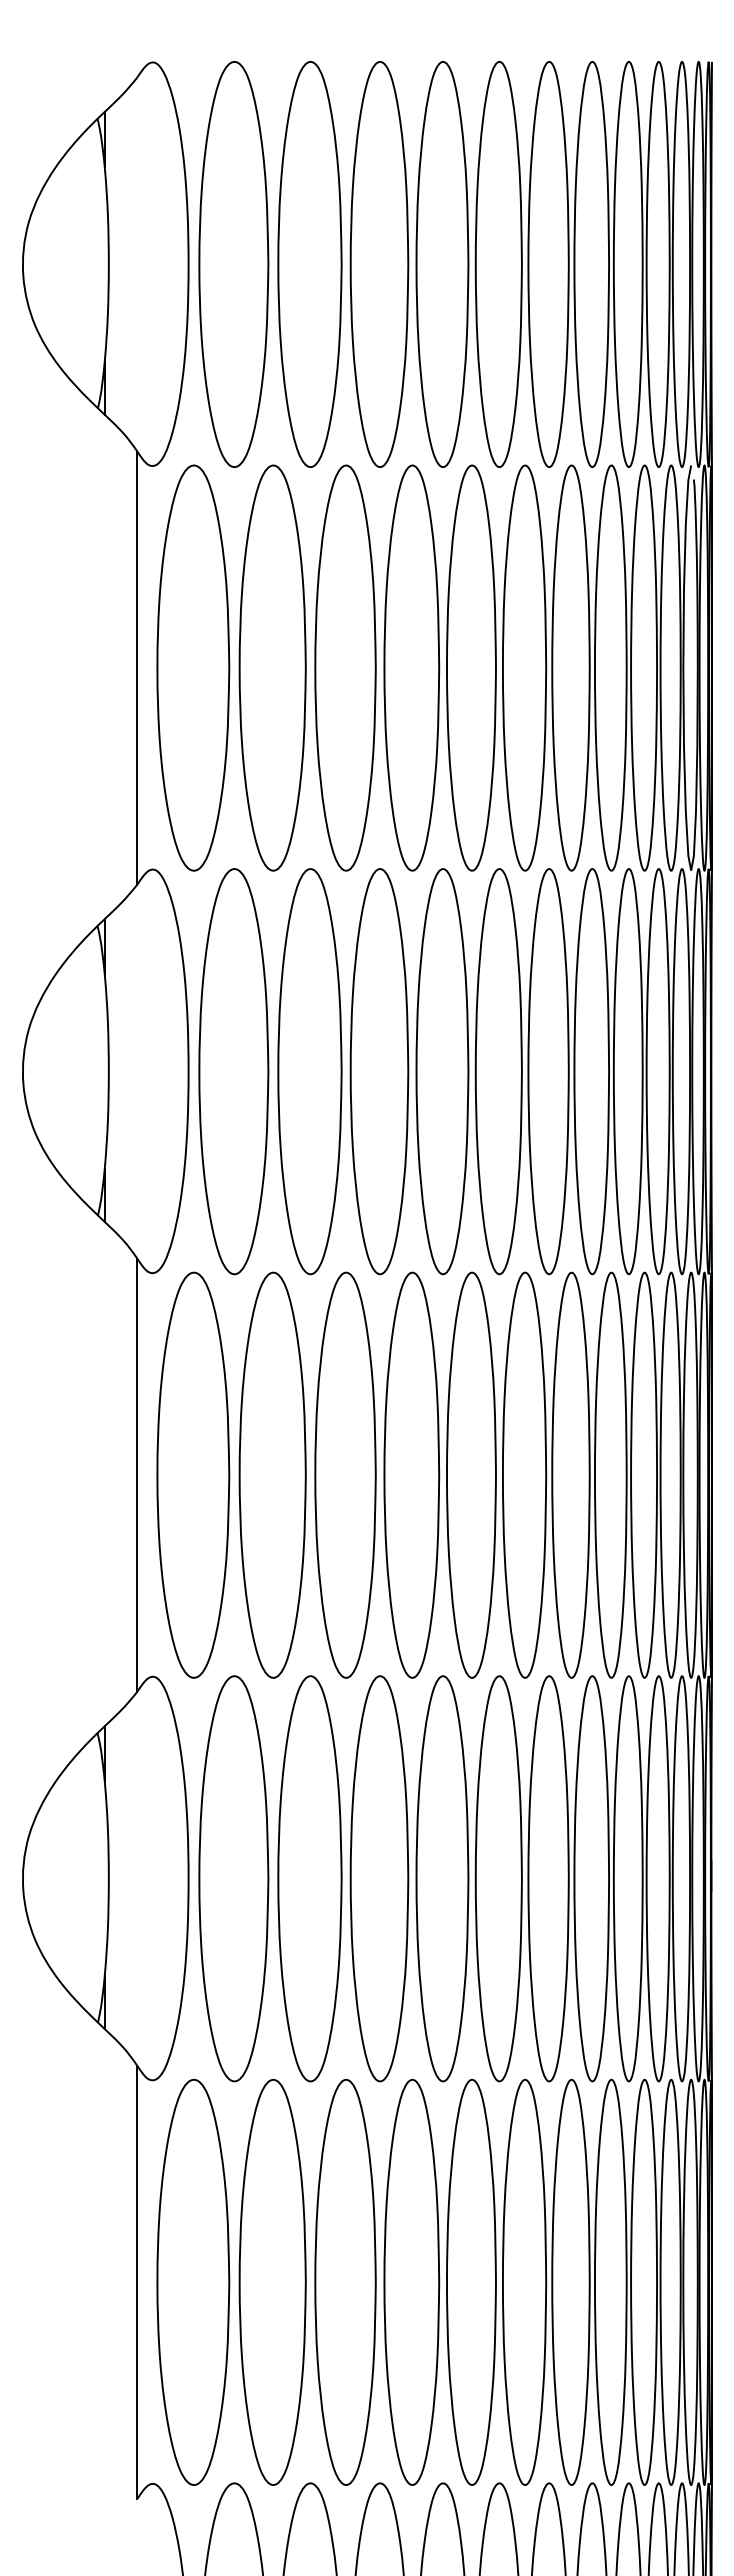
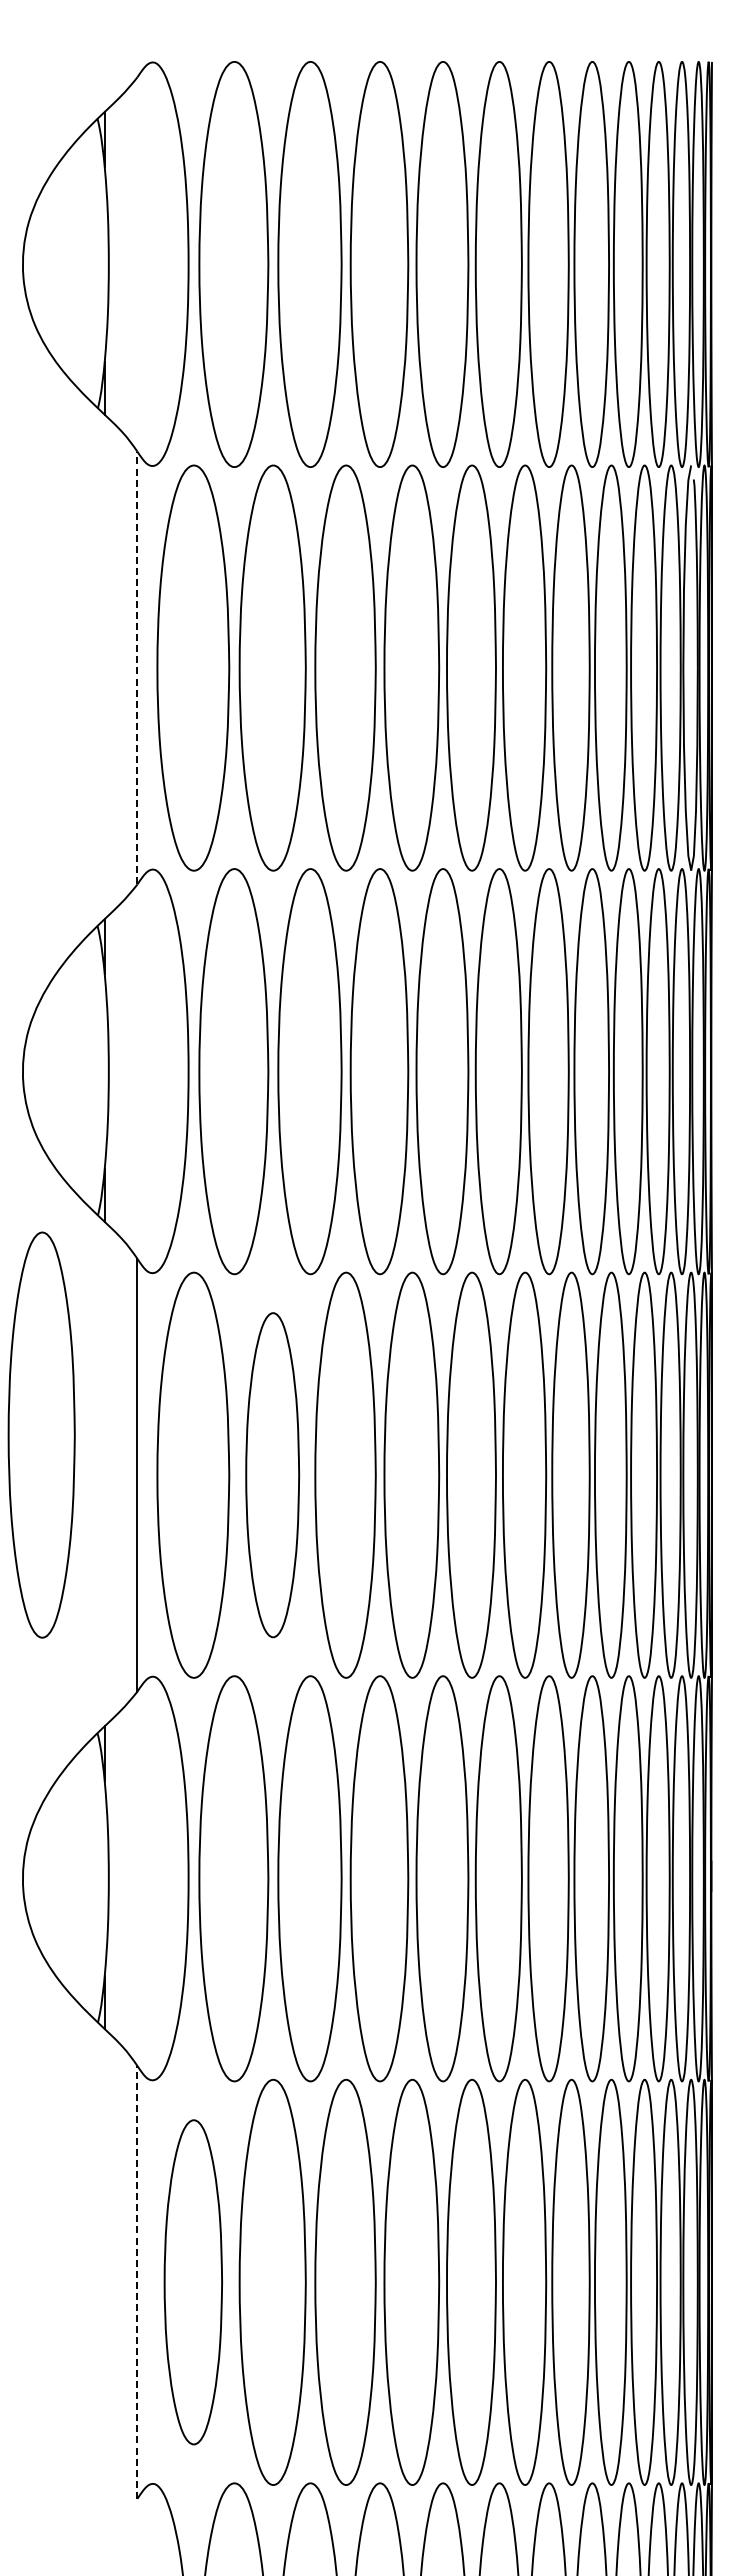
line: solid -> dashed (137, 667)
part: none -> present (41, 1434)
part size: 69x408 px -> 56x327 px (272, 1475)
line: solid -> dashed (137, 2281)
part size: 75x408 px -> 60x327 px (192, 2282)
